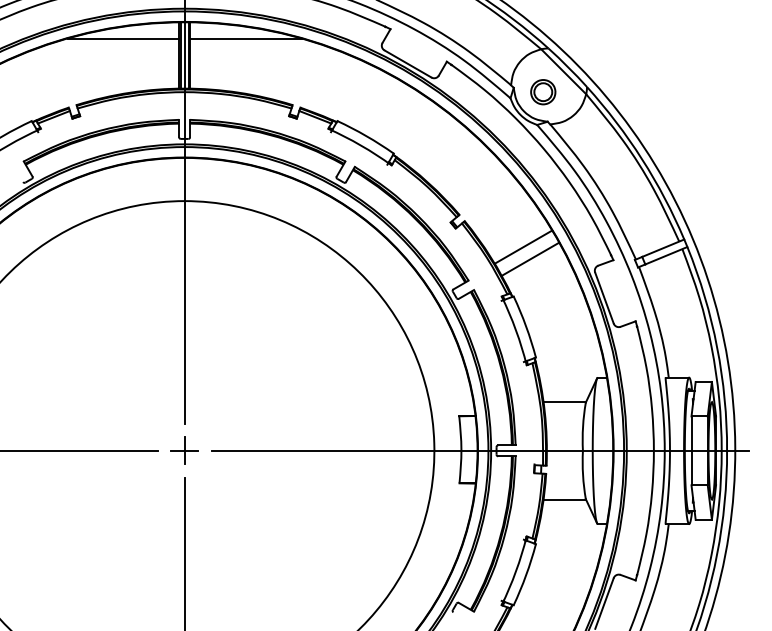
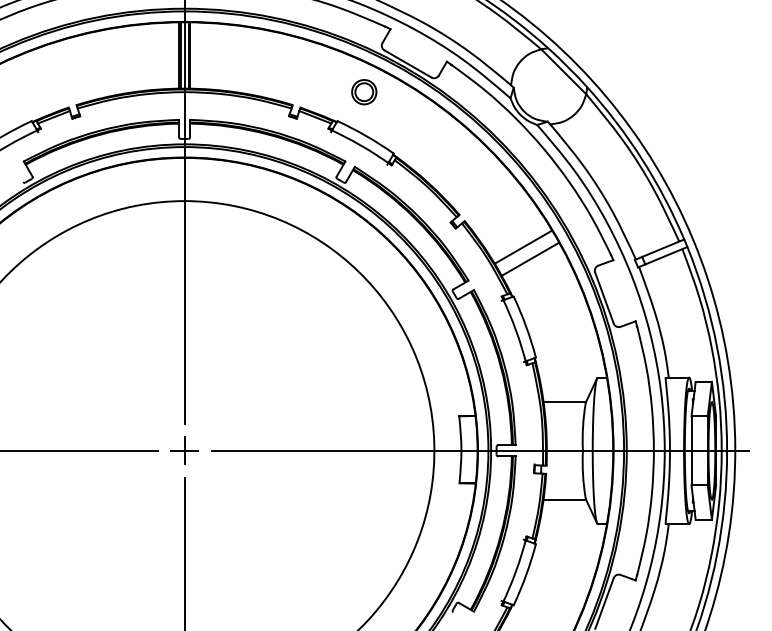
line: present -> none (123, 38)
line: present -> none (245, 38)
part position: (543, 92) -> (364, 92) (364, 92)
